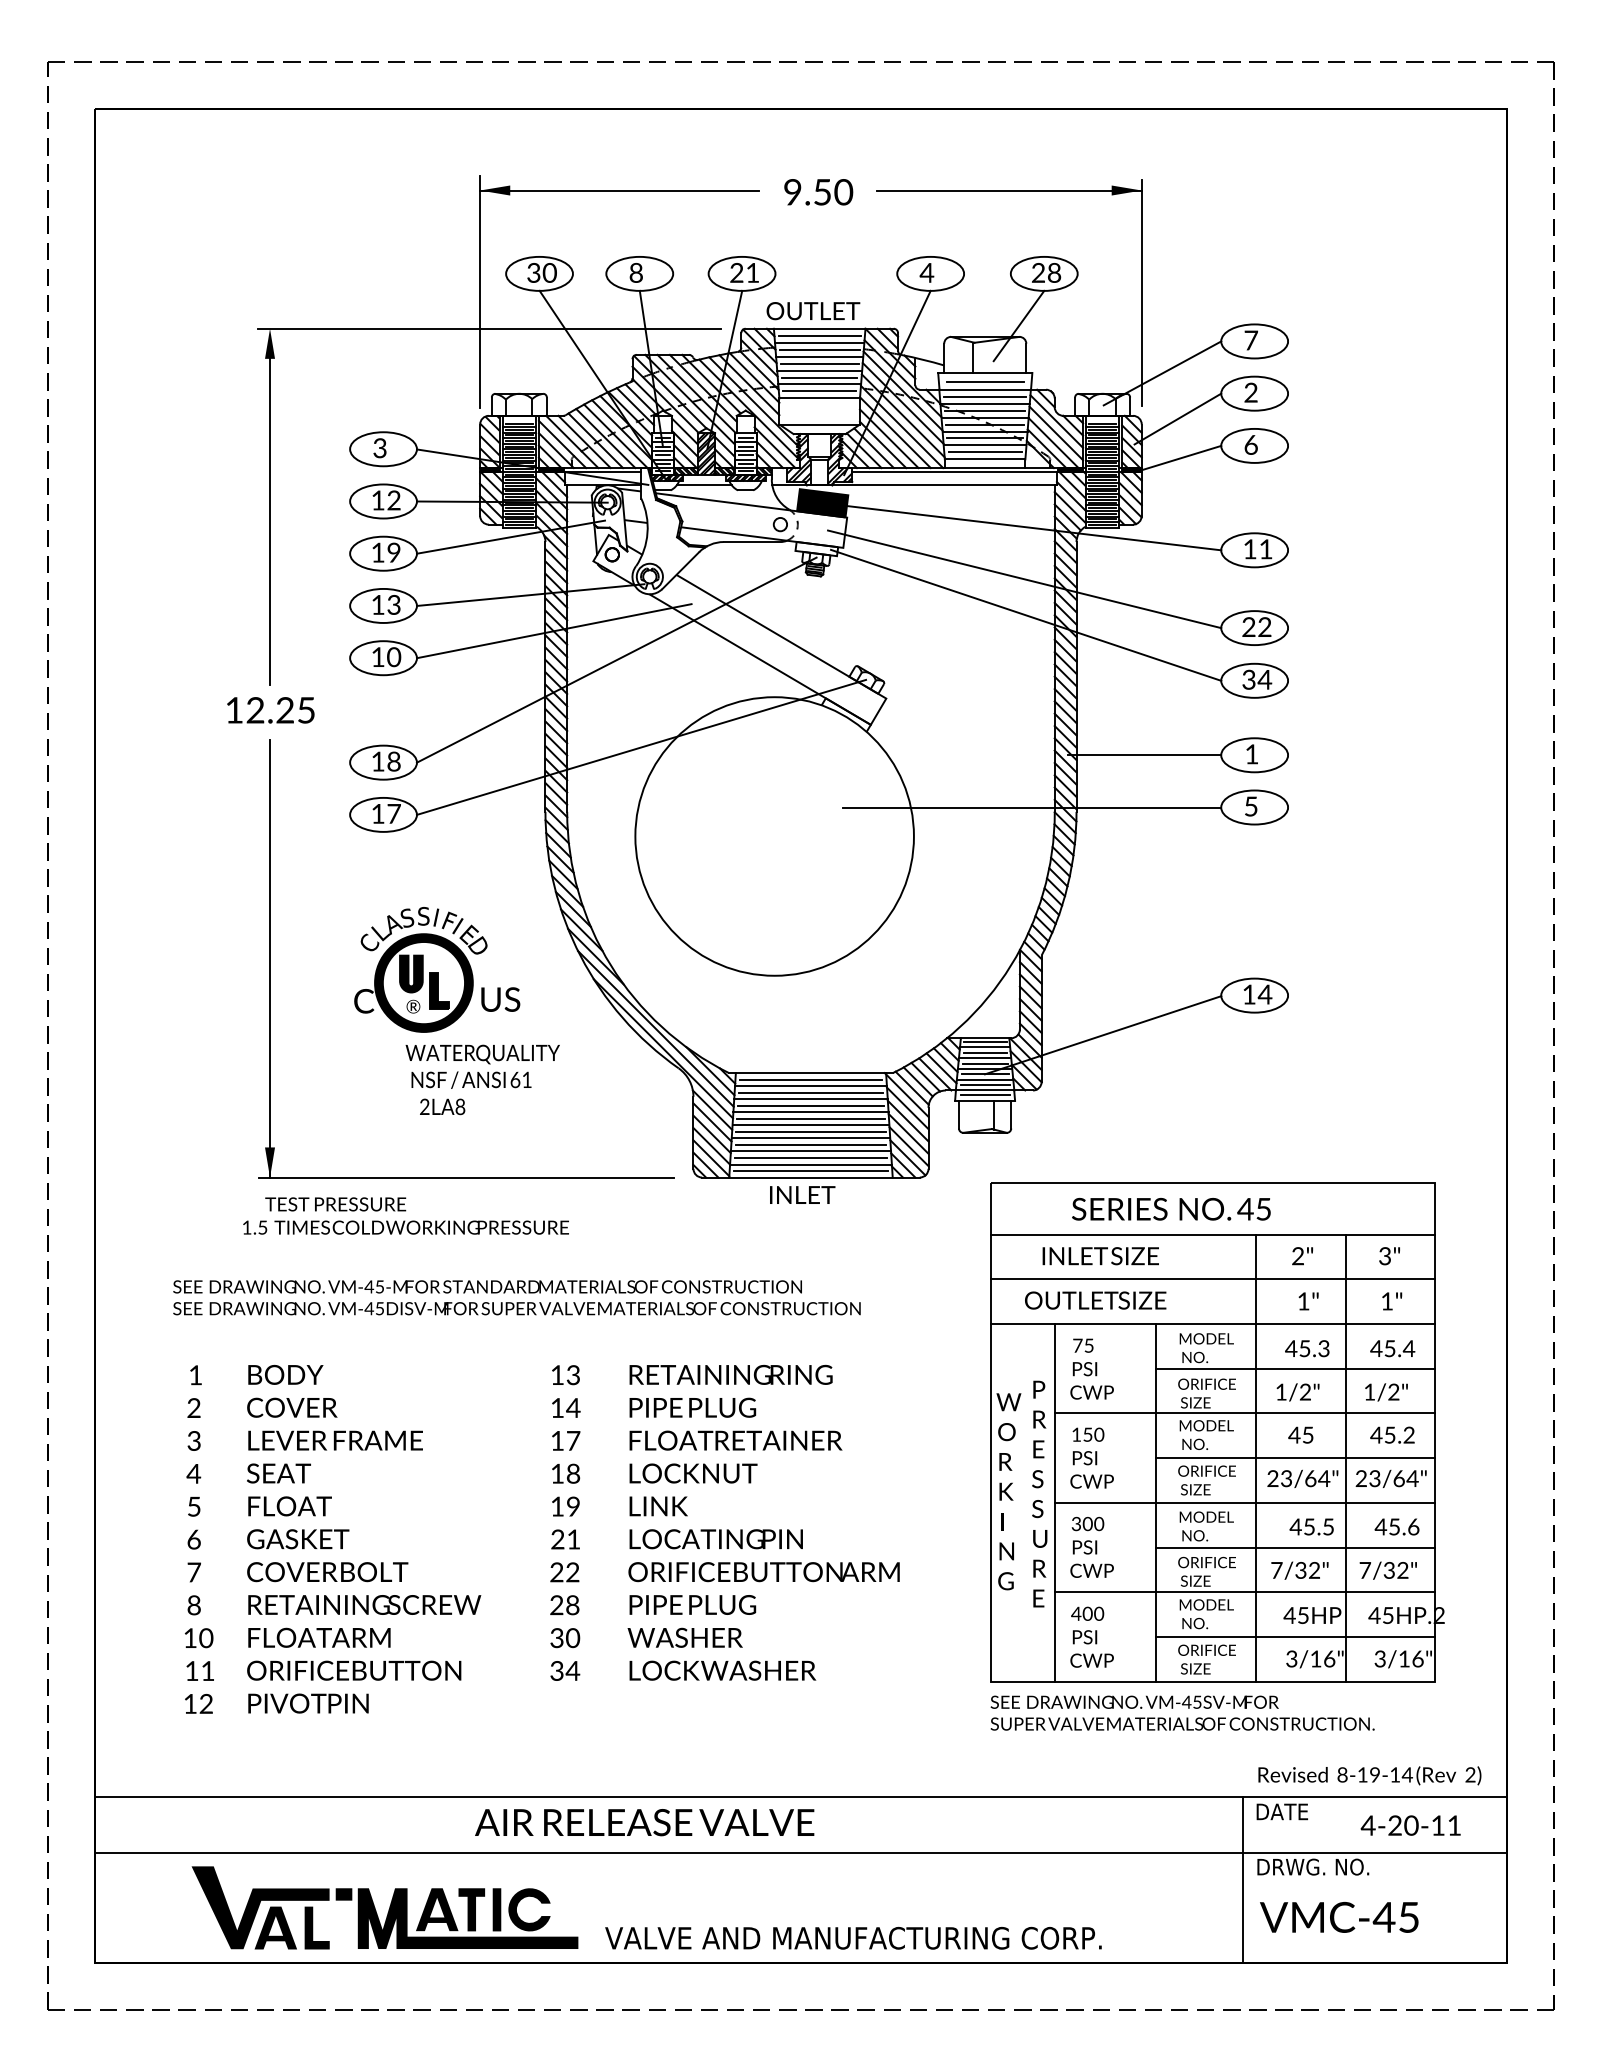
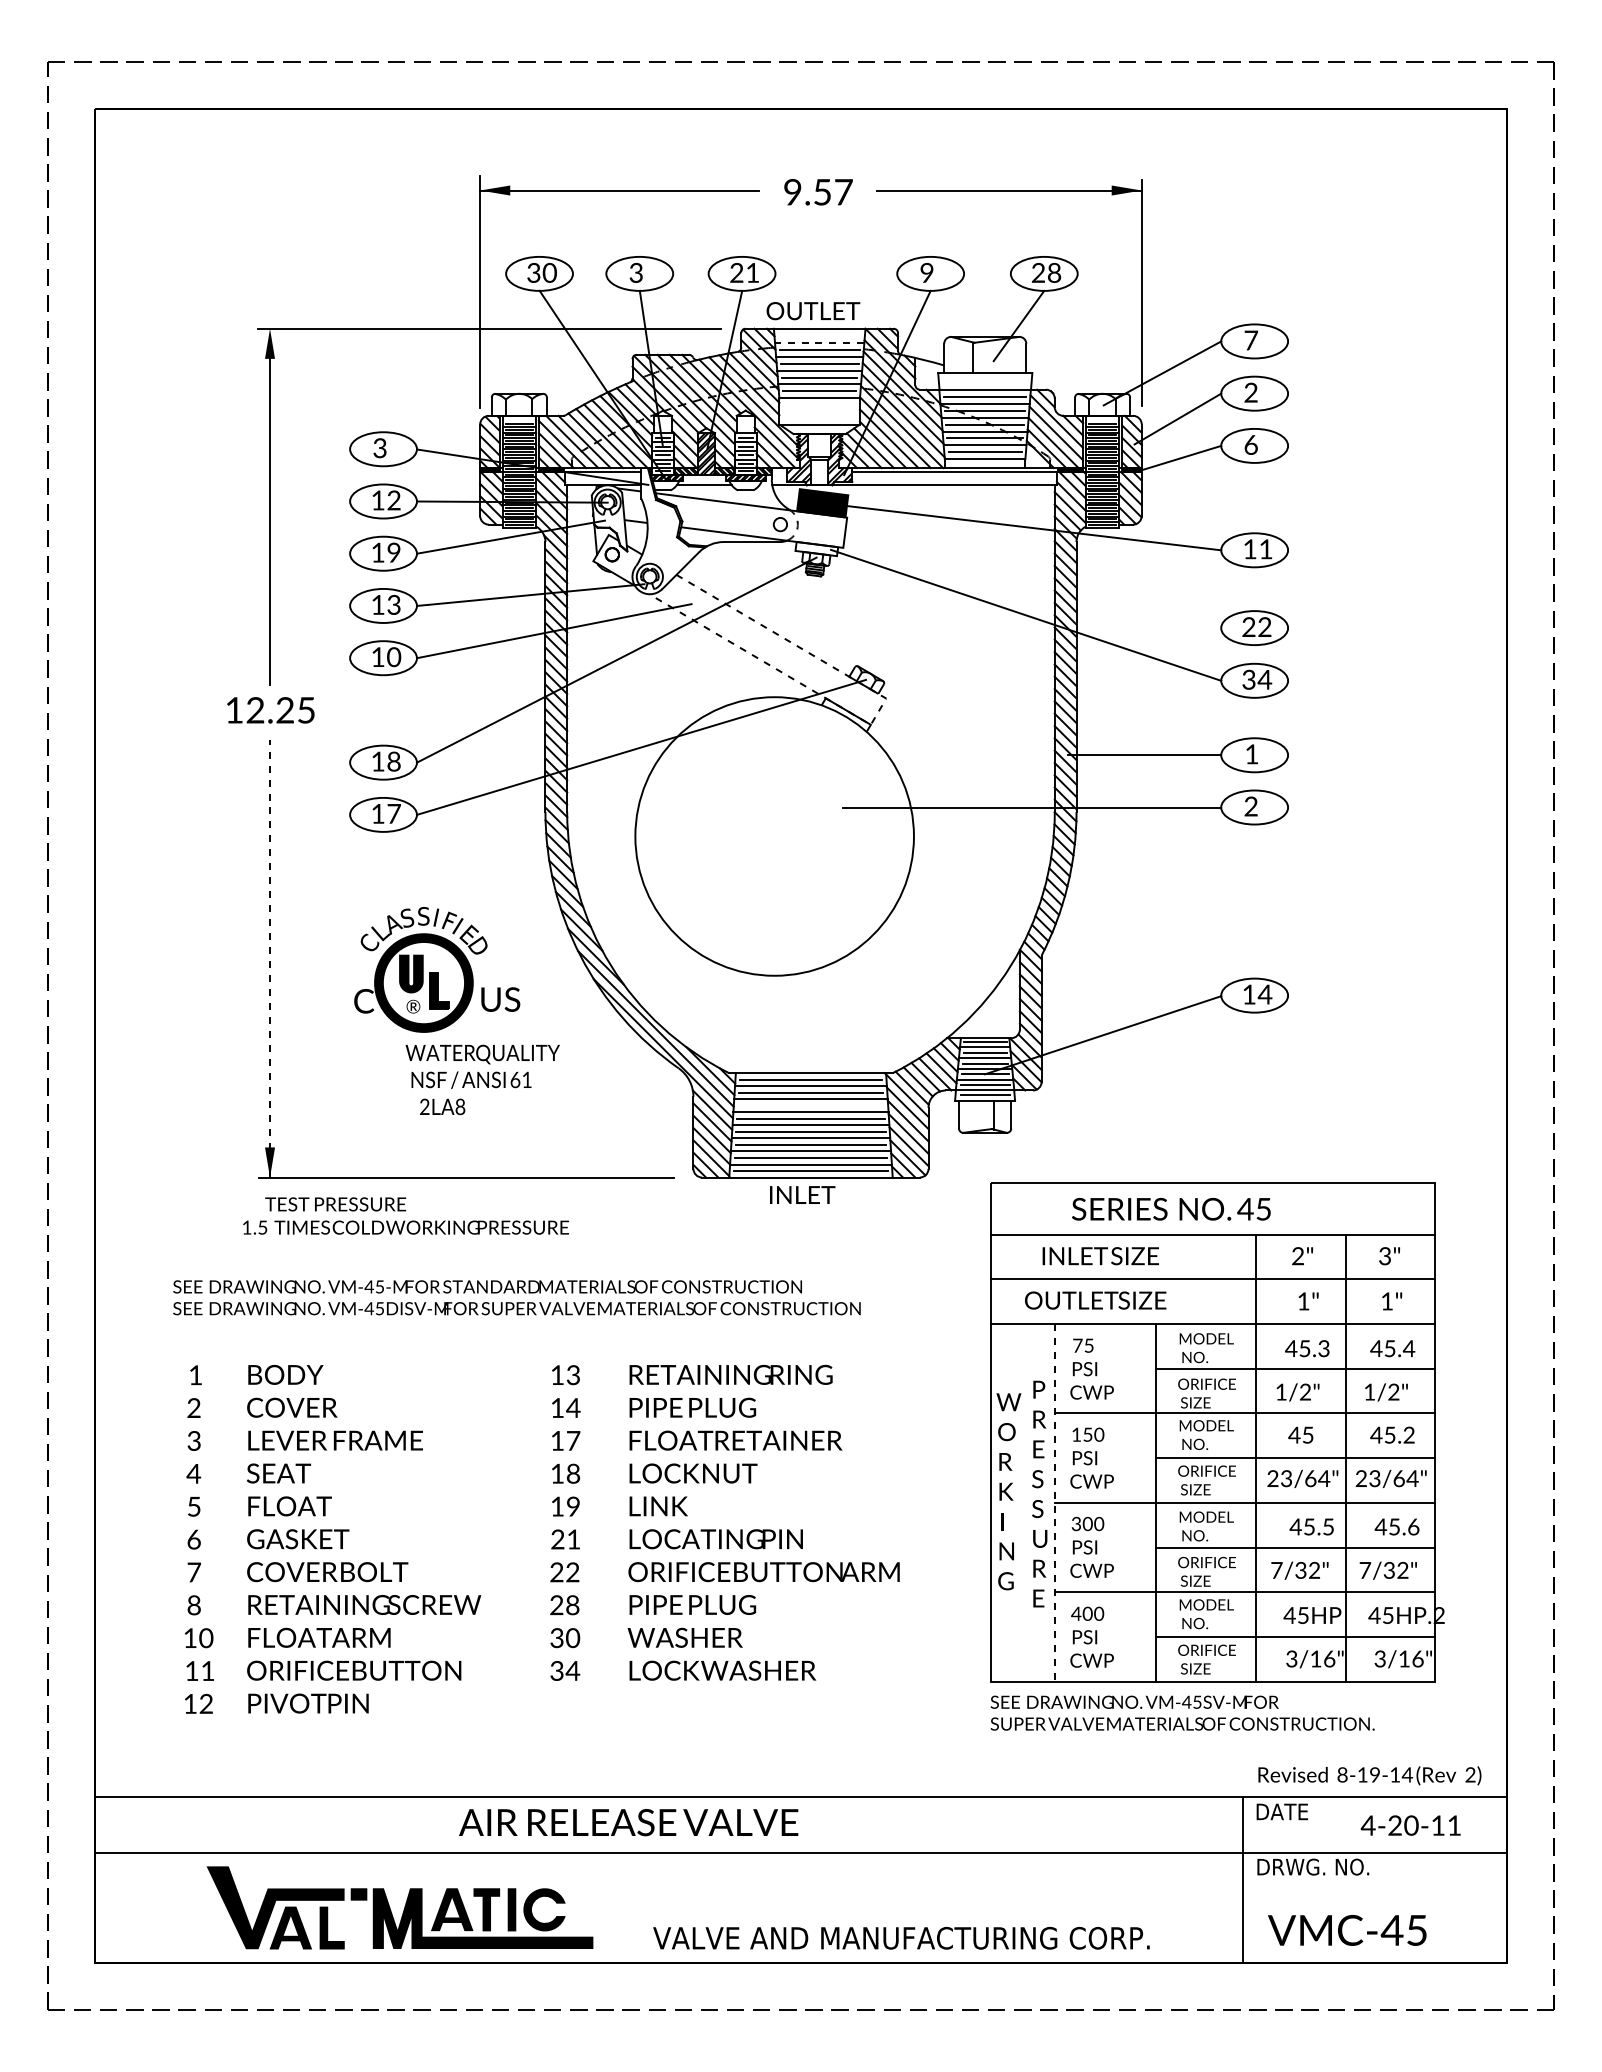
text: 9.50 -> 9.57 (843, 192)
text: 8 -> 3 (635, 272)
text: 4 -> 9 (926, 272)
line: present -> none (819, 335)
line: solid -> dashed (819, 342)
line: present -> none (984, 381)
line: present -> none (1024, 579)
line: solid -> dashed (874, 718)
text: 5 -> 2 (1250, 806)
line: solid -> dashed (270, 958)
line: present -> none (810, 1105)
line: solid -> dashed (1055, 1502)
text position: (644, 1822) -> (628, 1822) (628, 1822)
part position: (384, 1907) -> (399, 1907) (399, 1907)
text position: (1339, 1917) -> (1347, 1930) (1347, 1930)
text position: (853, 1937) -> (901, 1937) (901, 1937)
